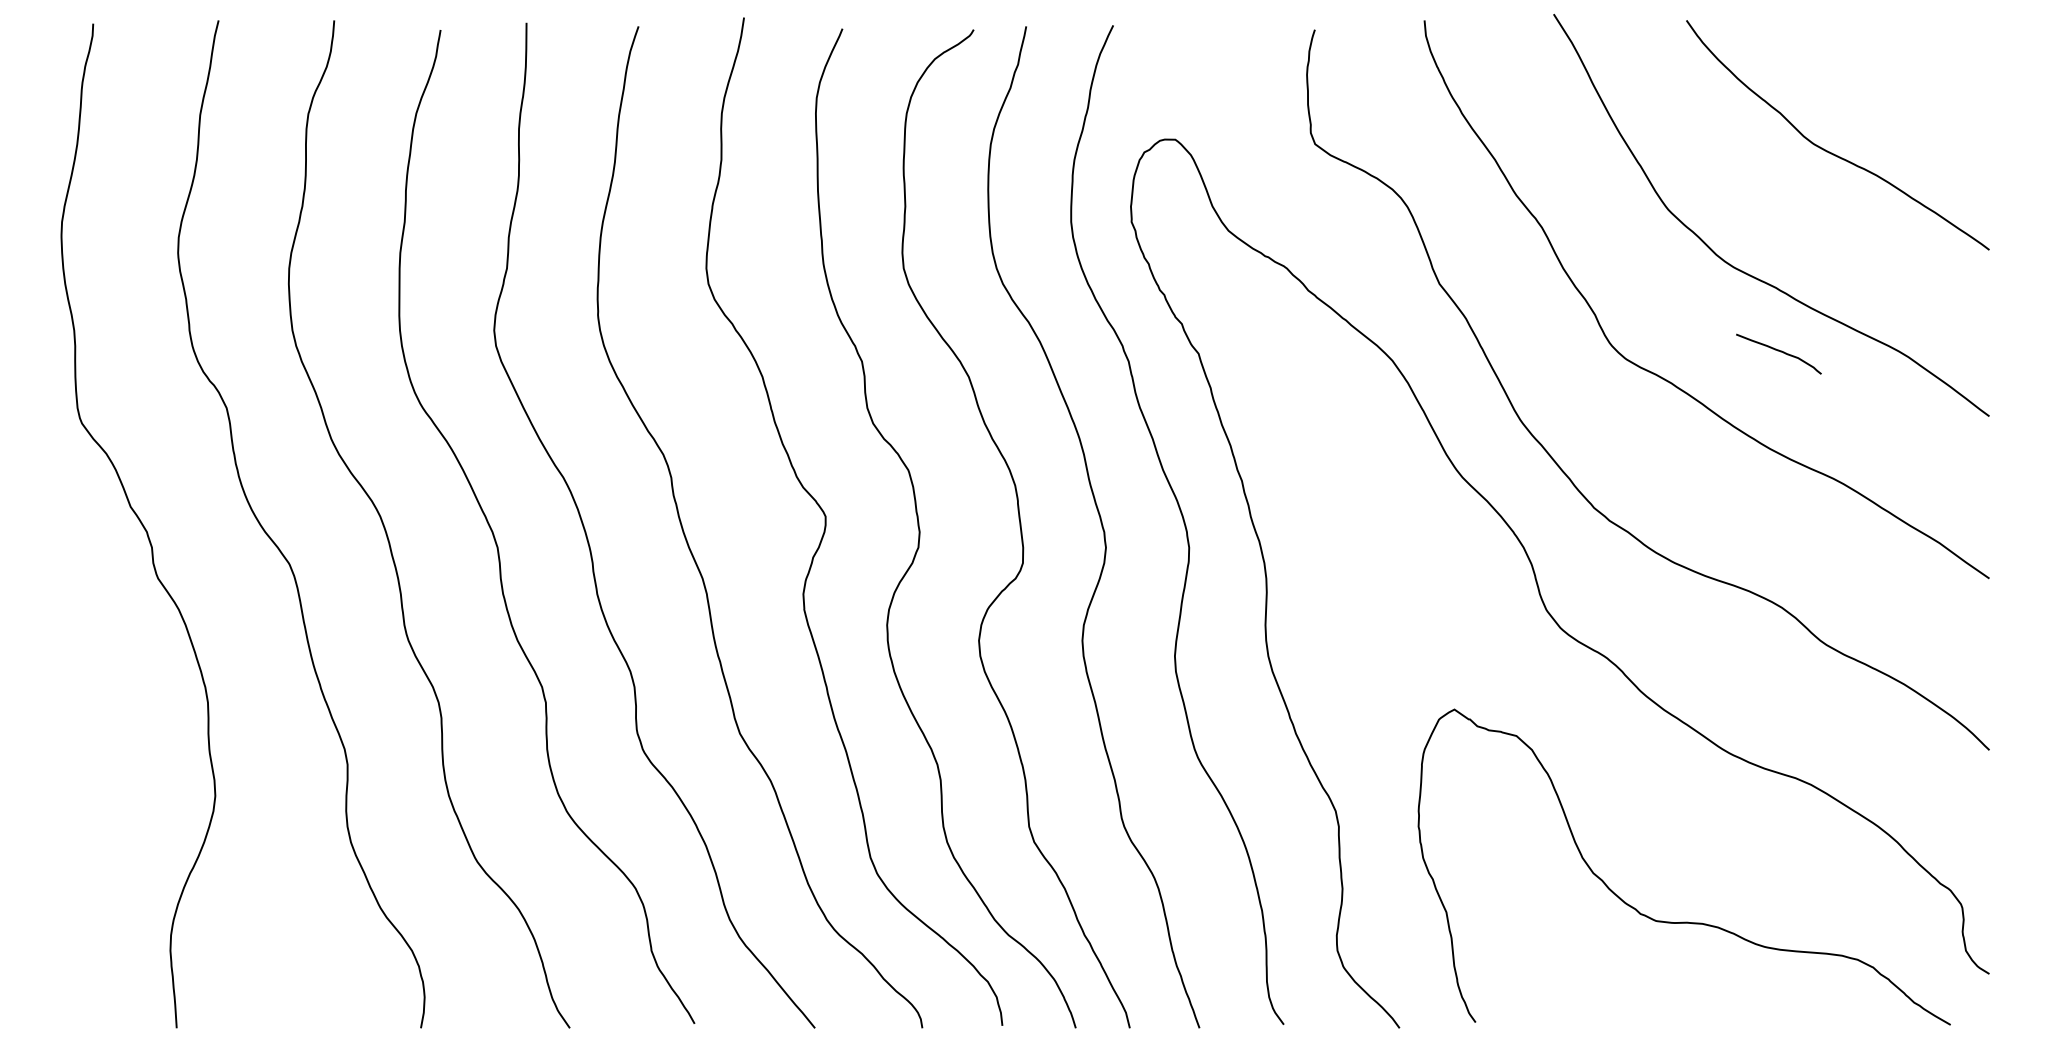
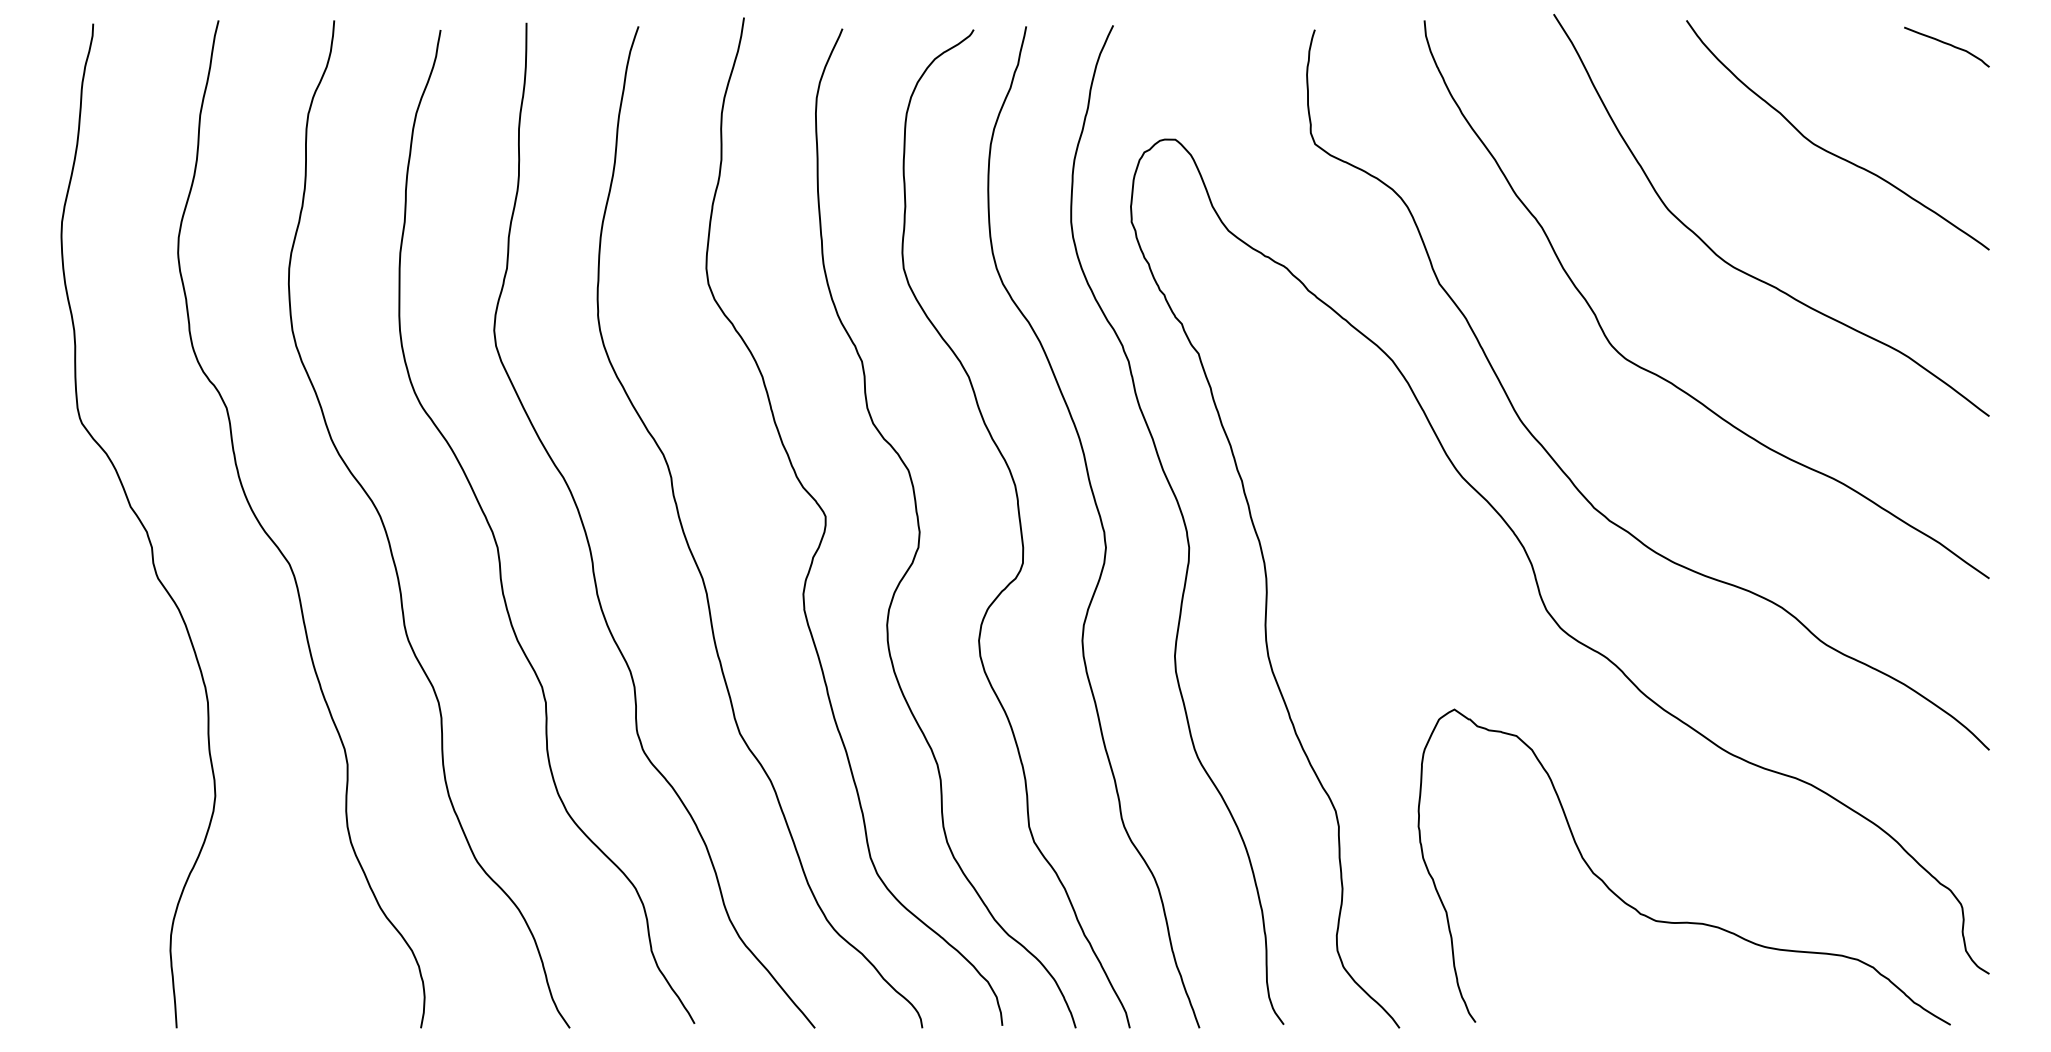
curve position: (1778, 351) -> (1946, 44) (1946, 44)
